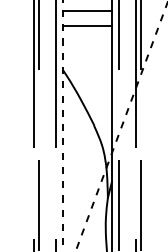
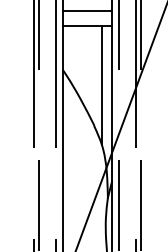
line: none -> present (101, 85)
line: dashed -> solid (63, 125)
line: dashed -> solid (121, 126)
